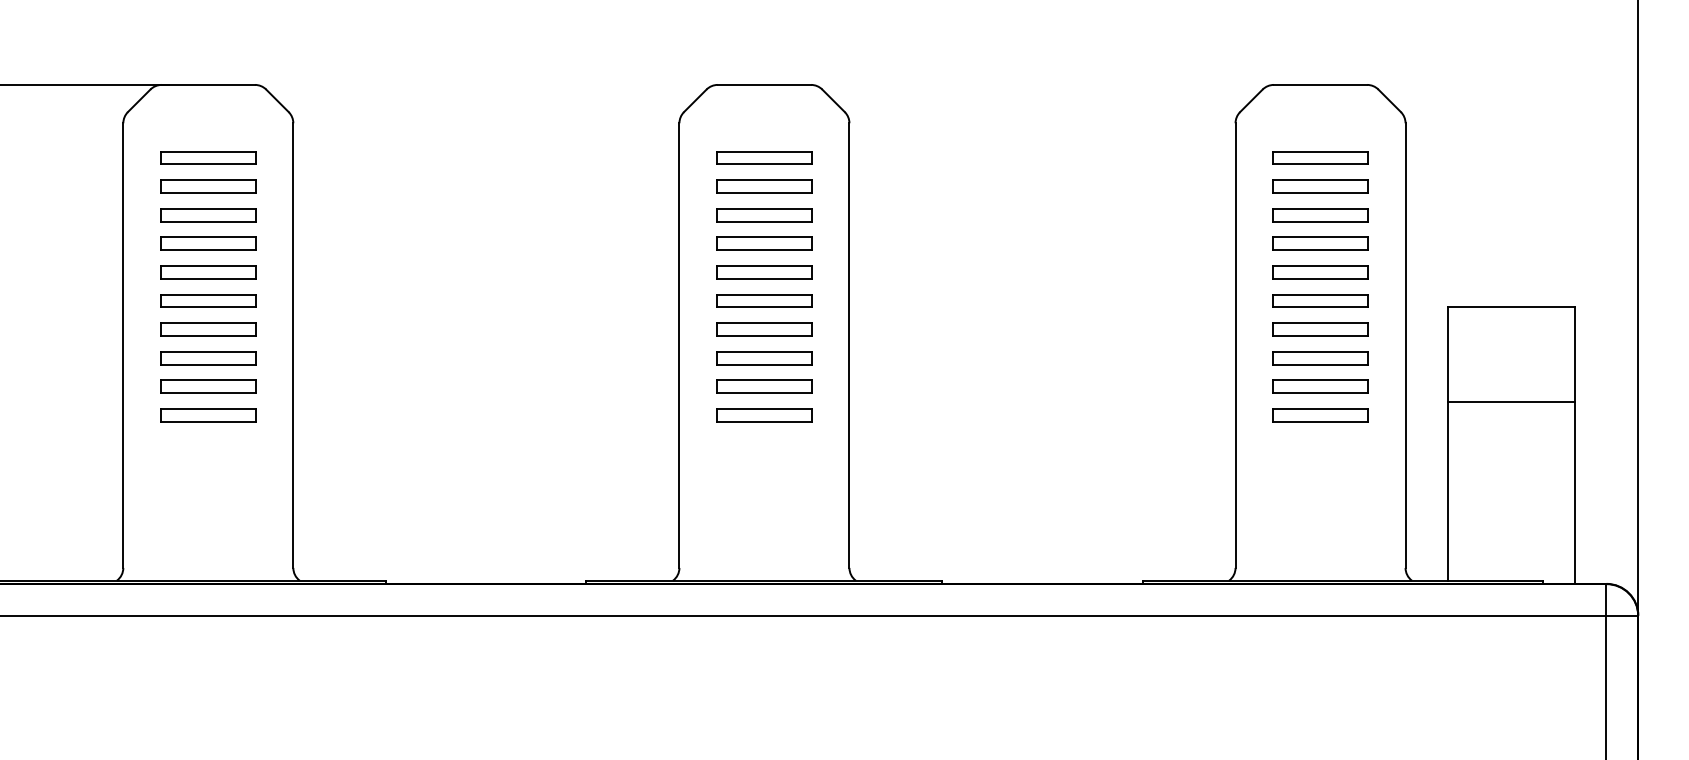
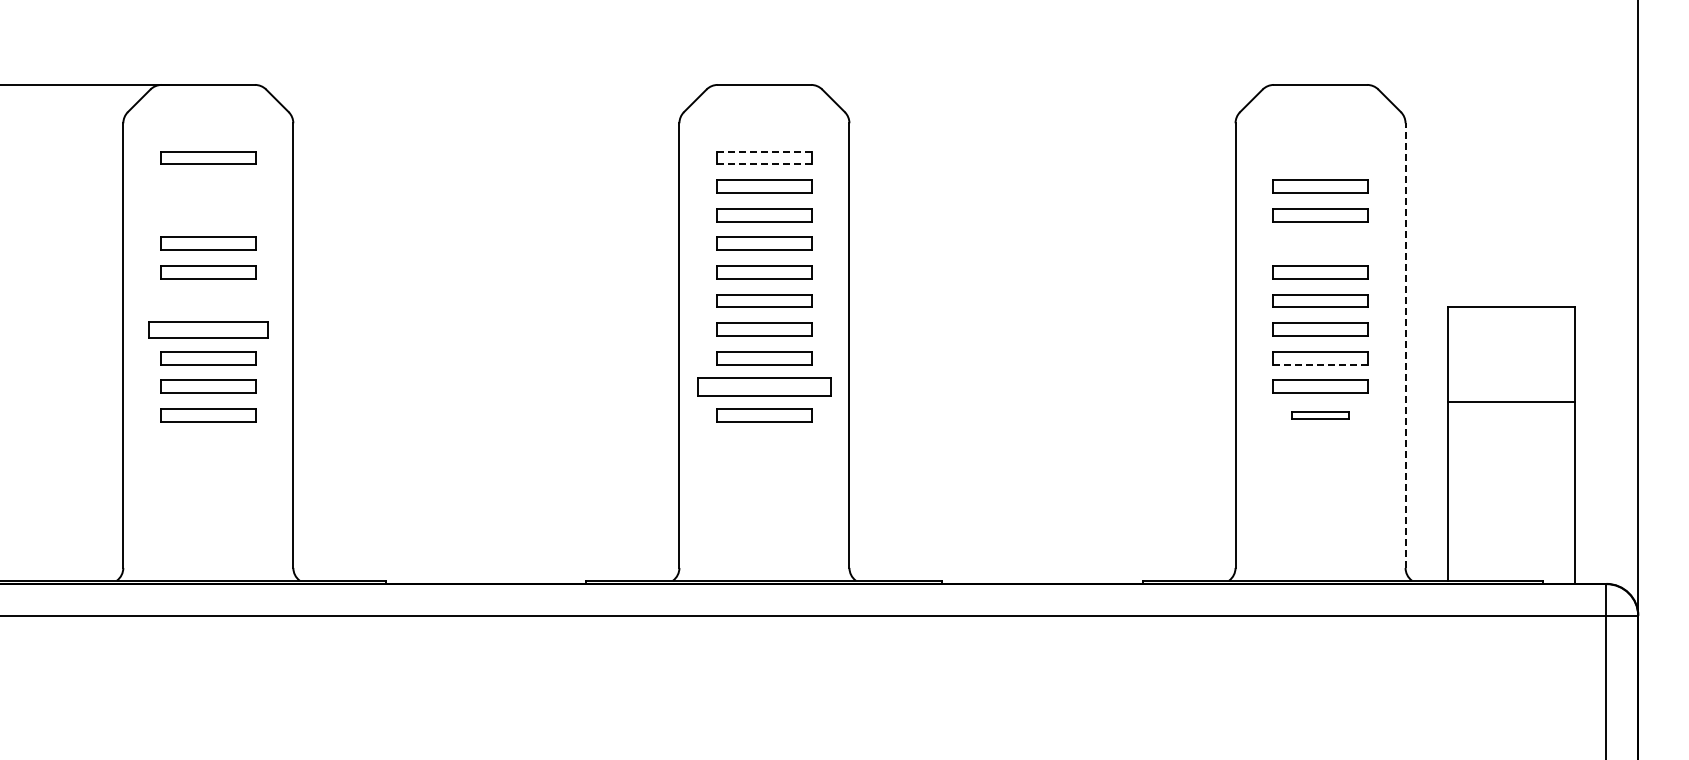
line: solid -> dashed (764, 151)
part: present -> none (1320, 157)
line: solid -> dashed (764, 164)
part: present -> none (208, 186)
part: present -> none (208, 215)
part: present -> none (1320, 243)
part: present -> none (208, 300)
part size: 97x15 px -> 121x18 px (208, 329)
line: solid -> dashed (1405, 345)
line: solid -> dashed (1320, 364)
part size: 97x15 px -> 135x20 px (764, 386)
part size: 97x15 px -> 59x9 px (1320, 415)
